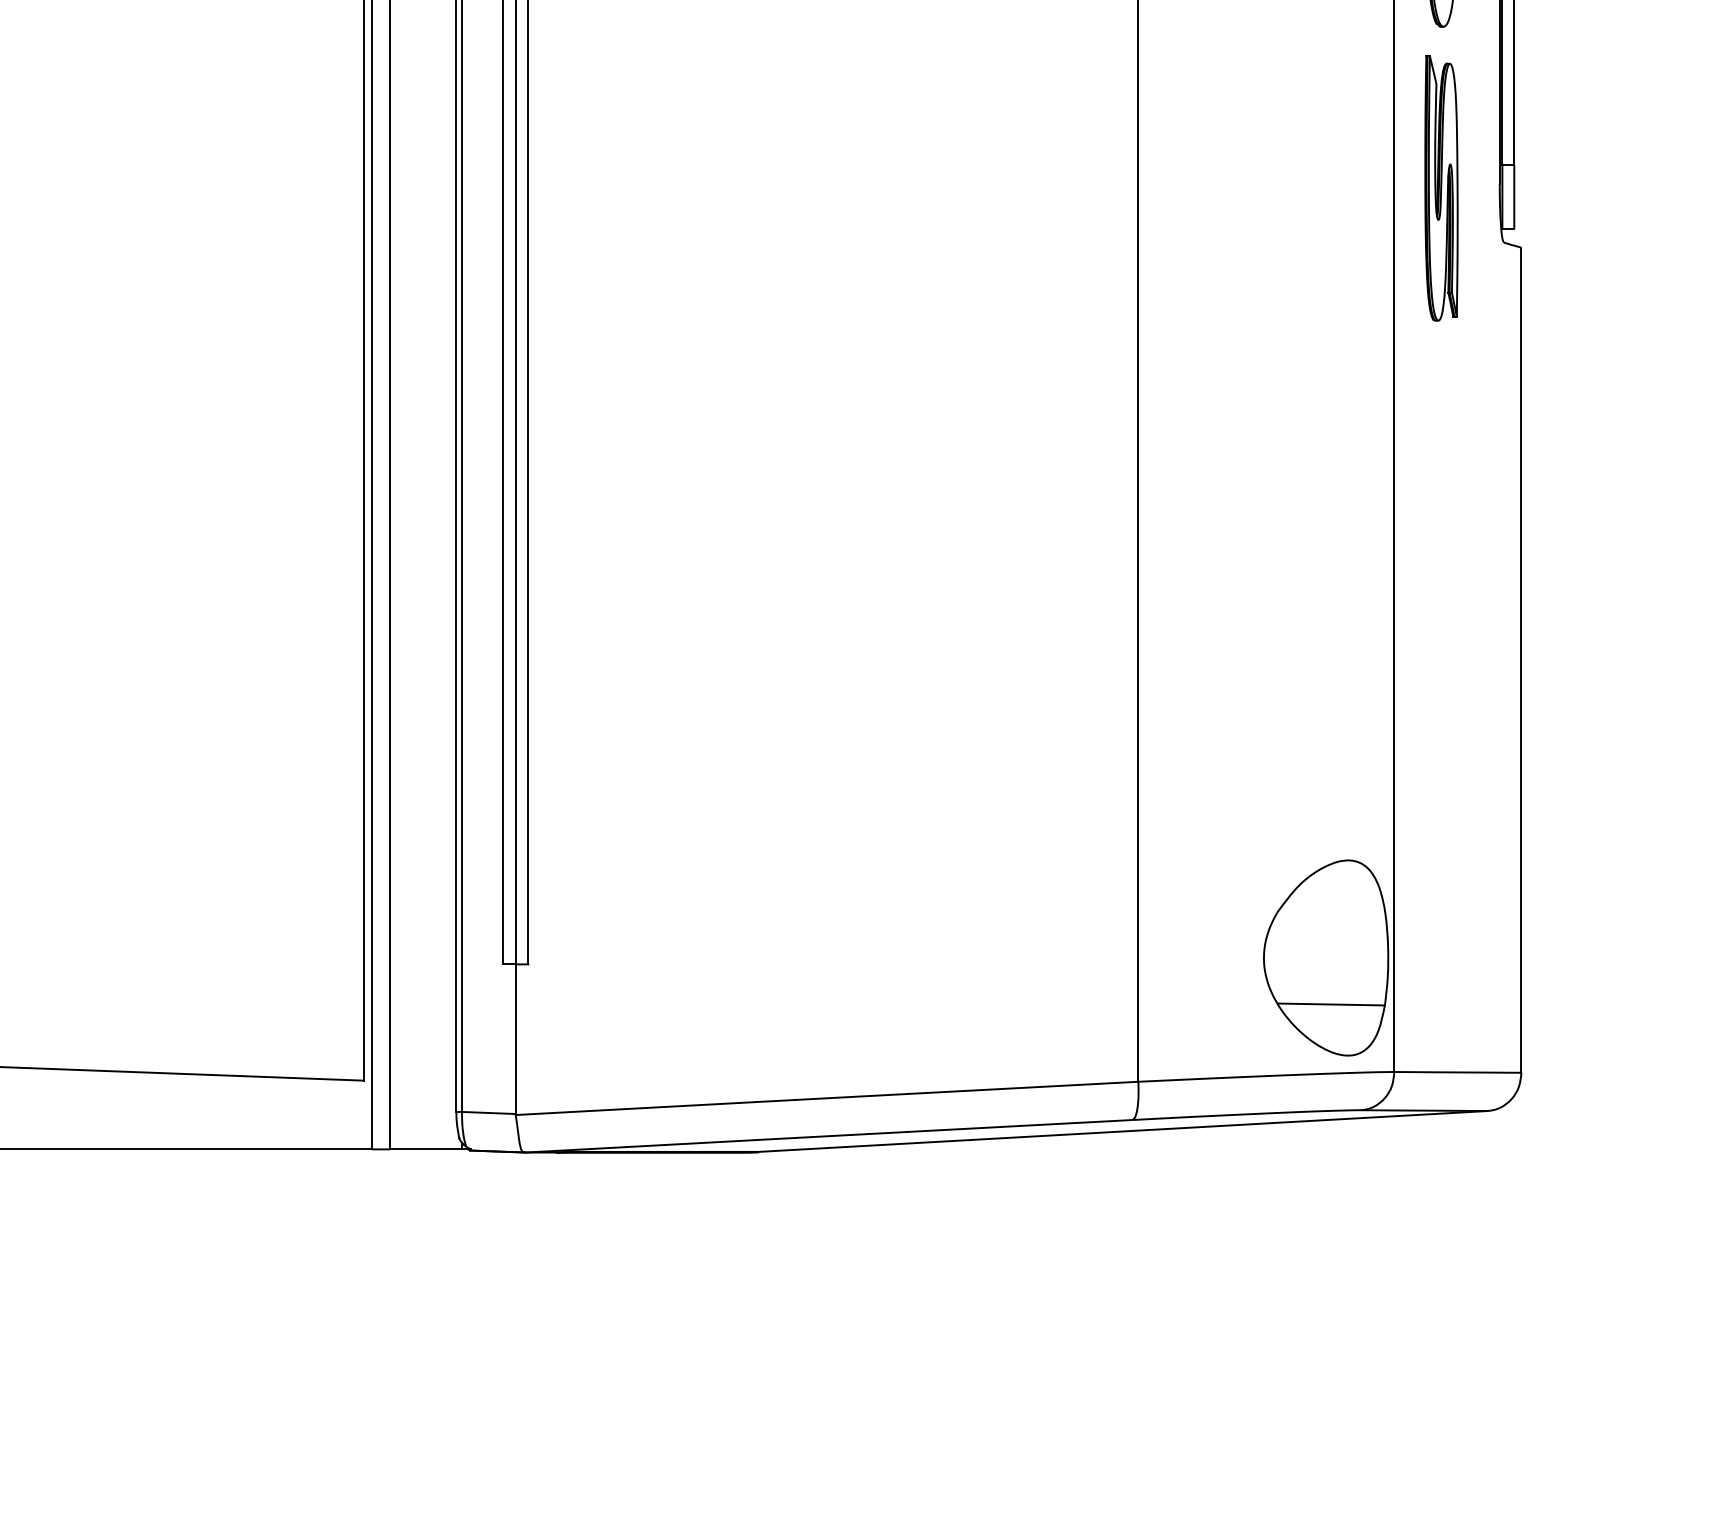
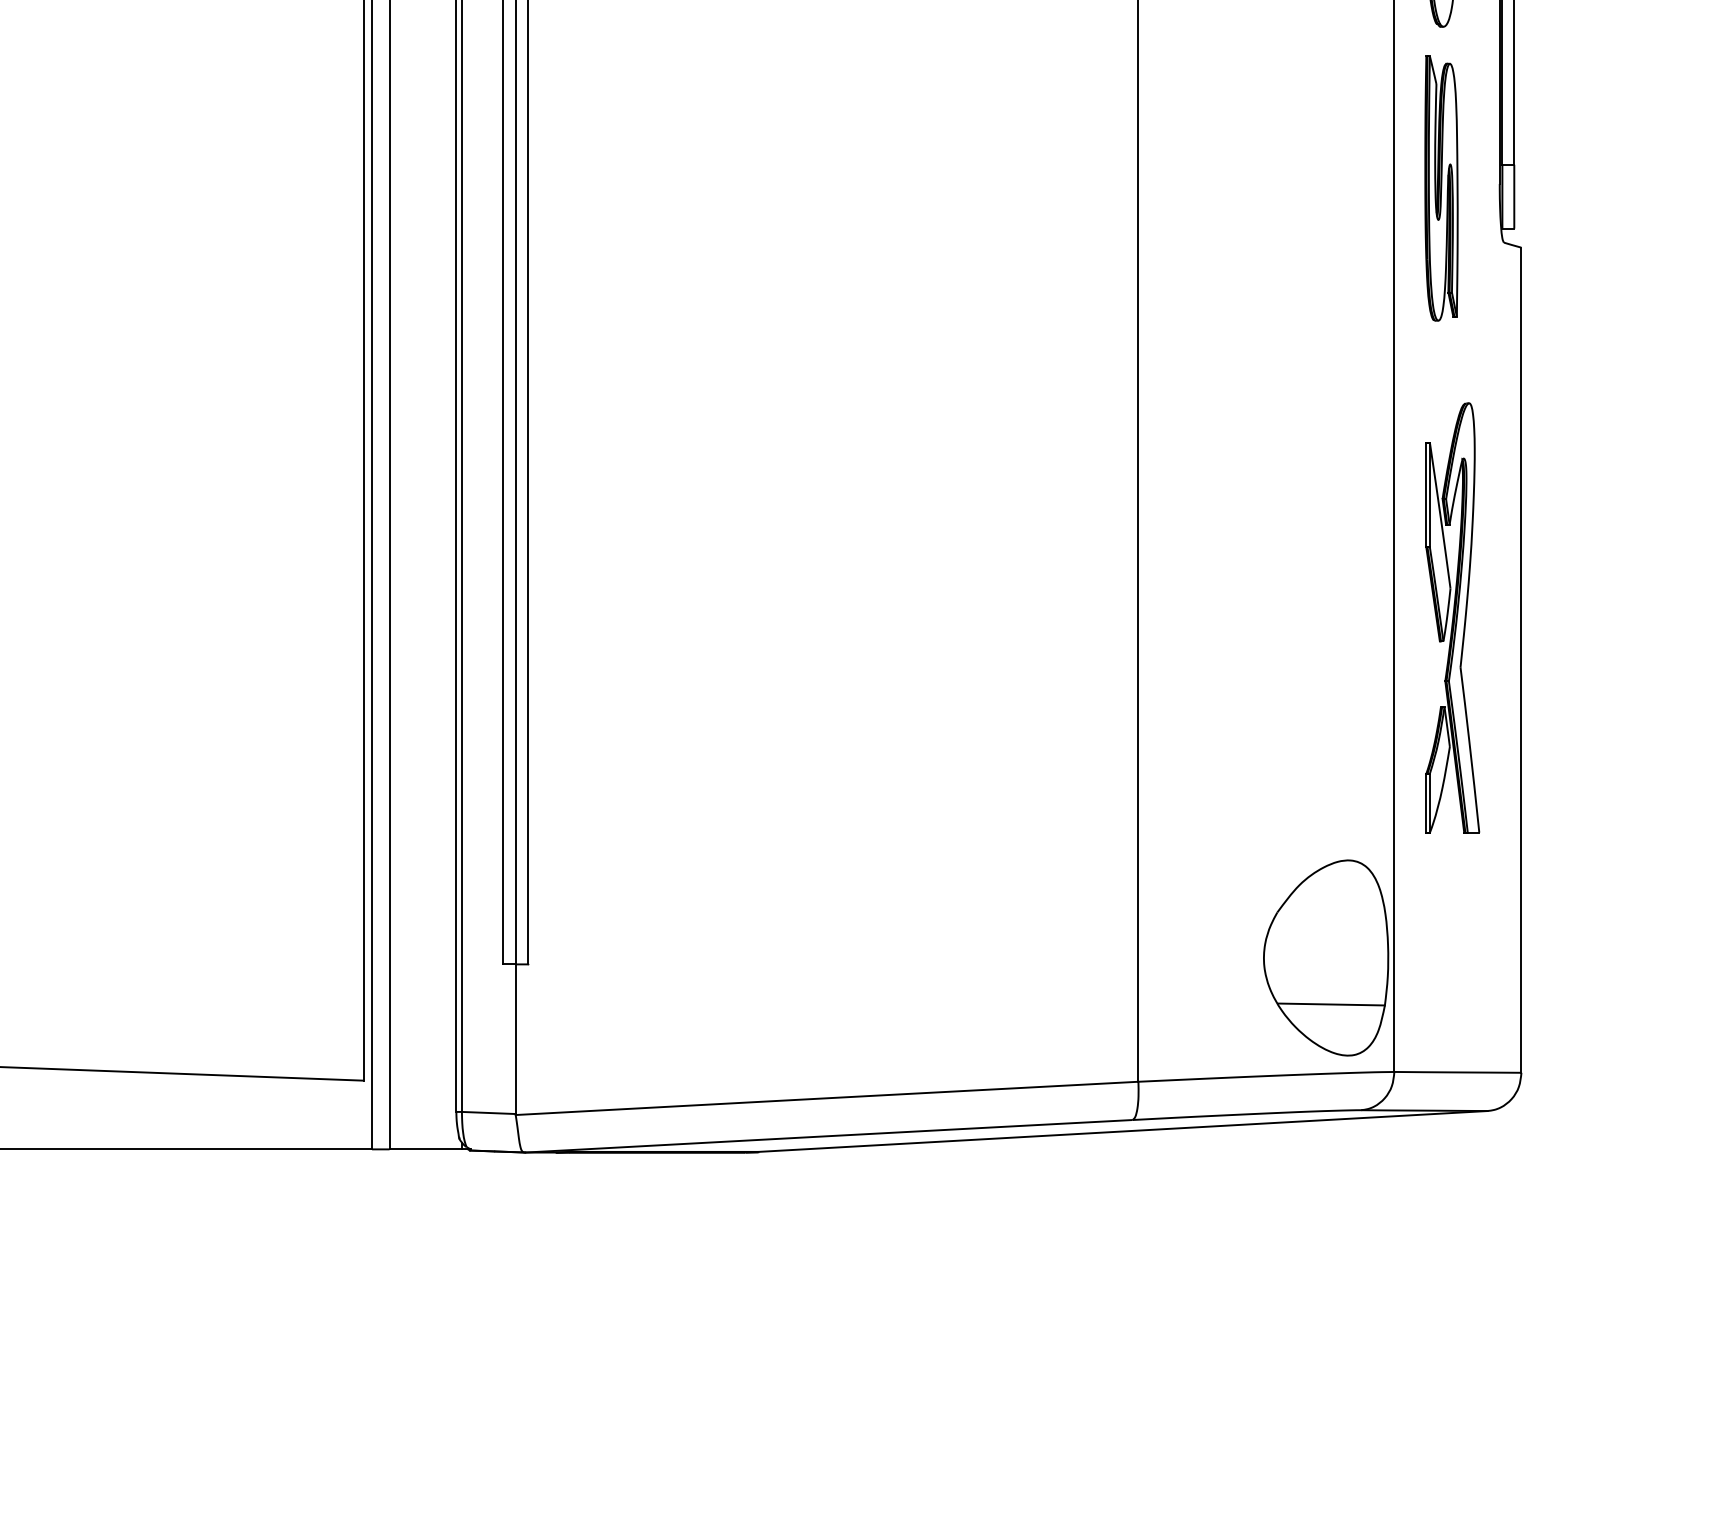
part: none -> present (1452, 617)
